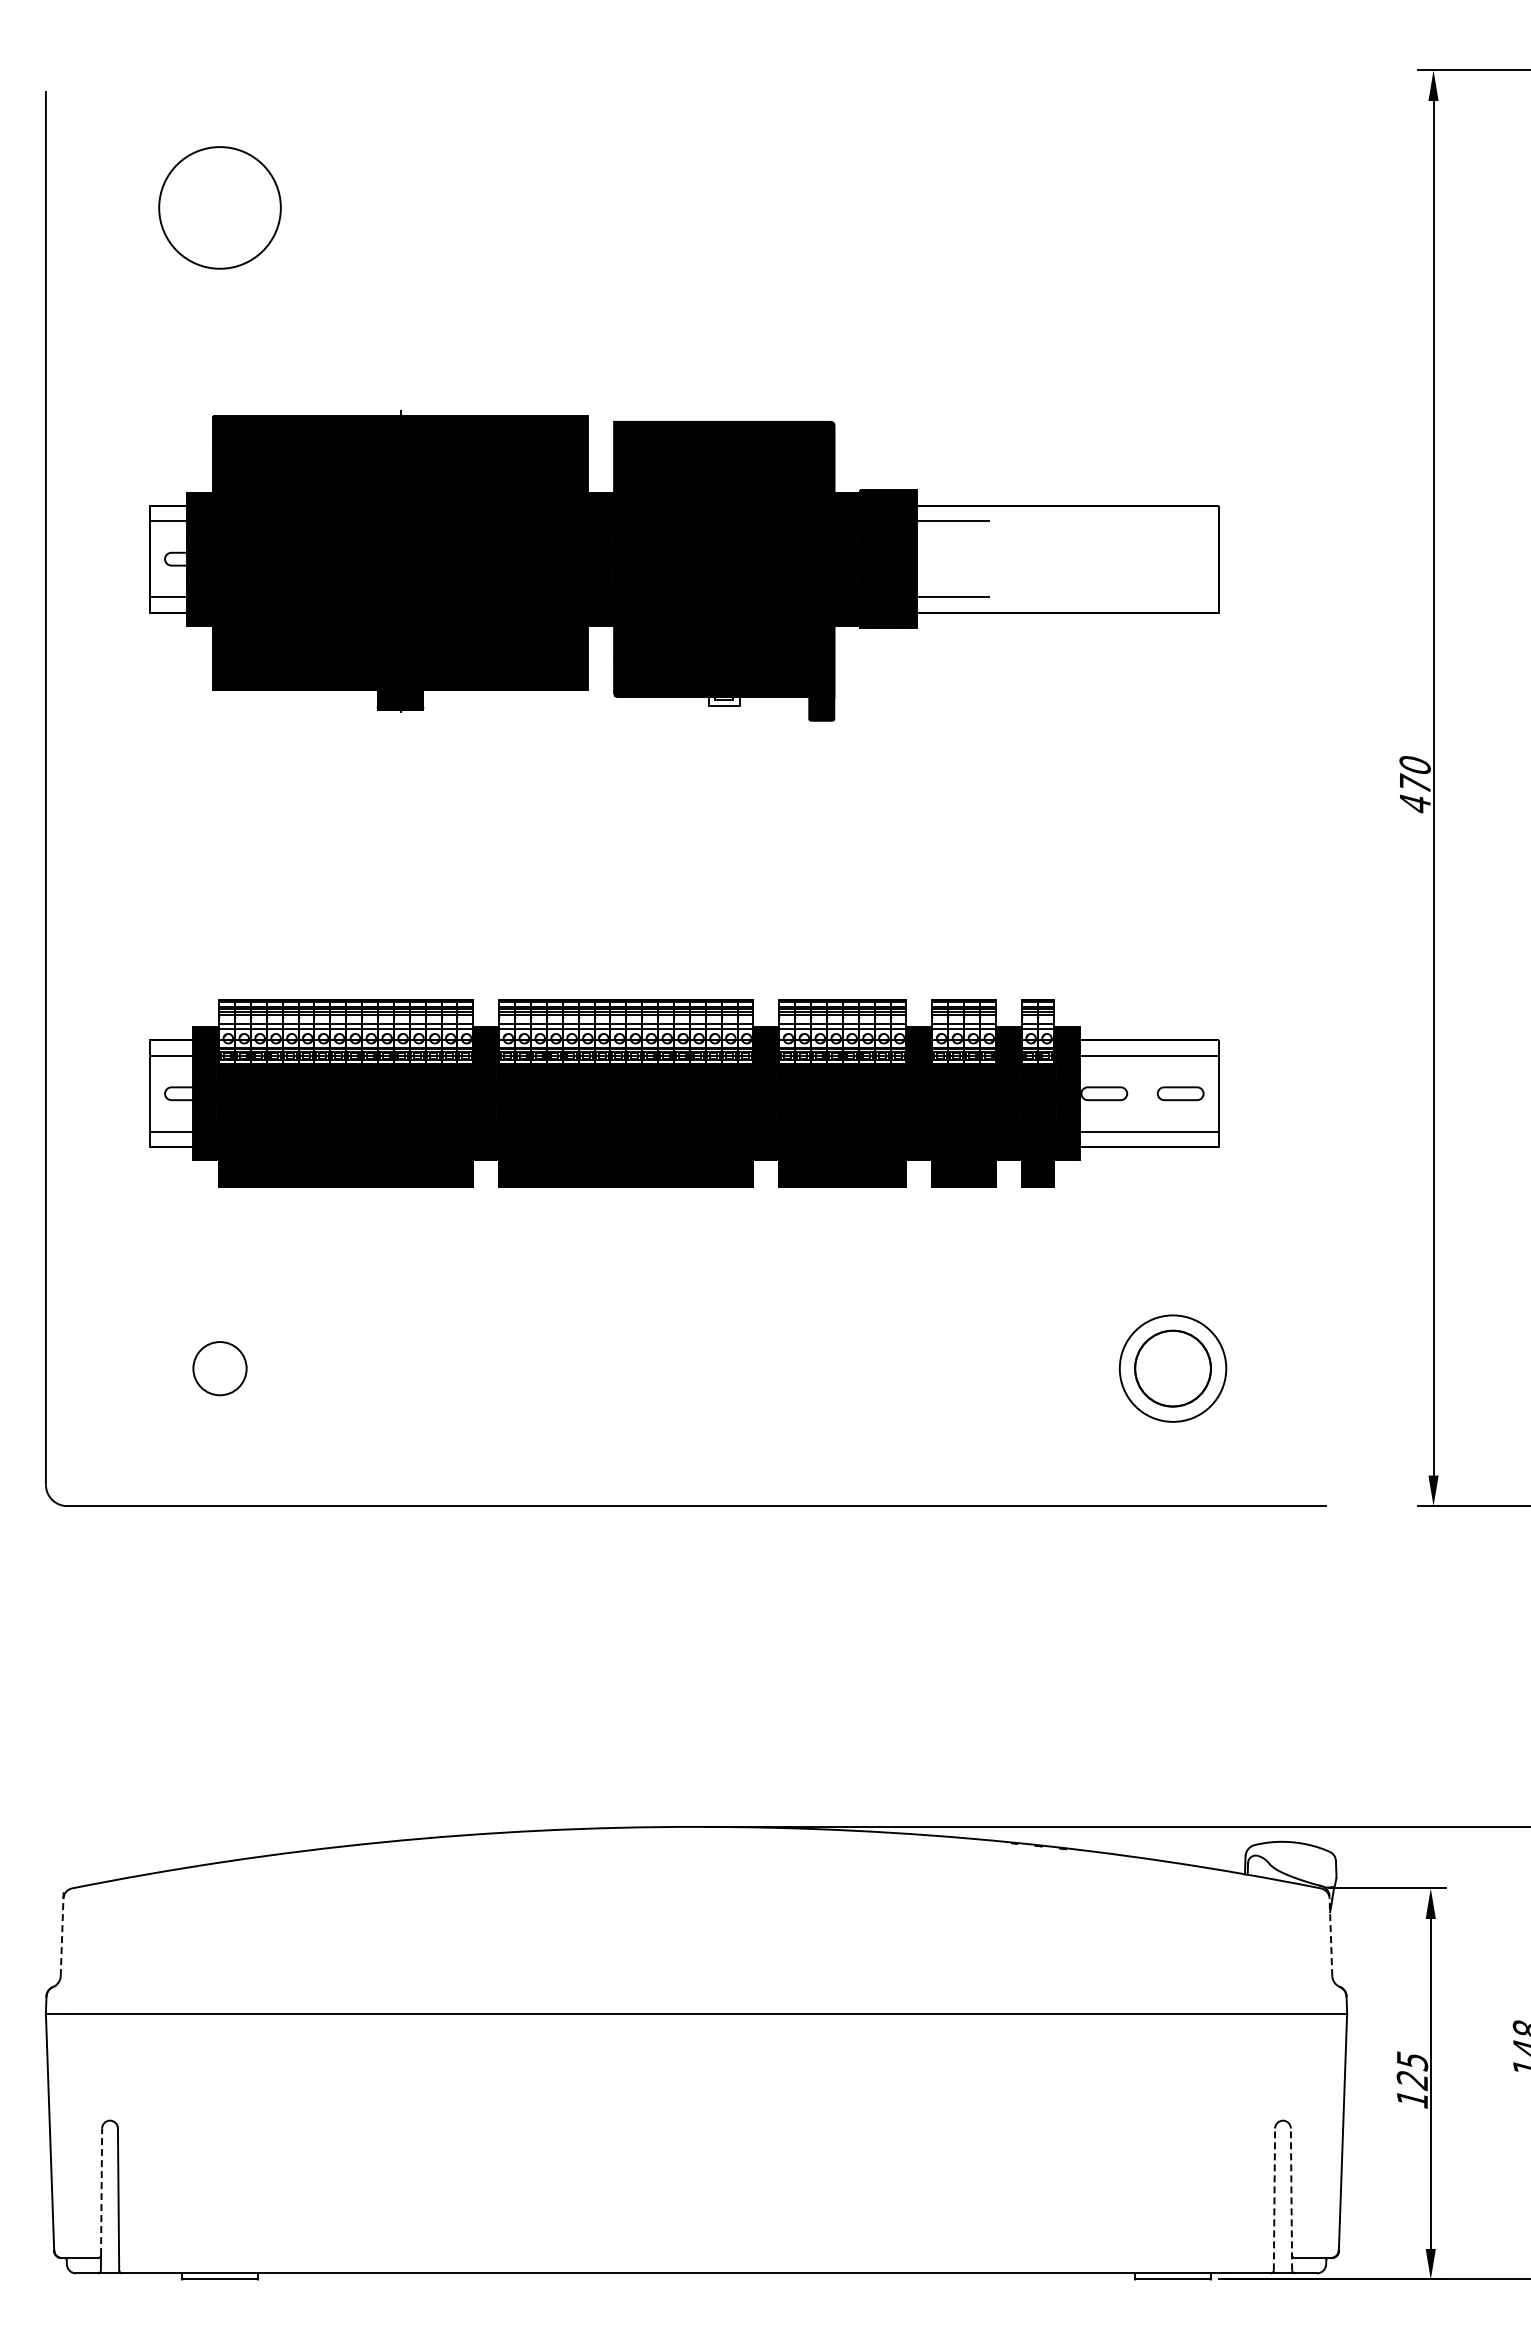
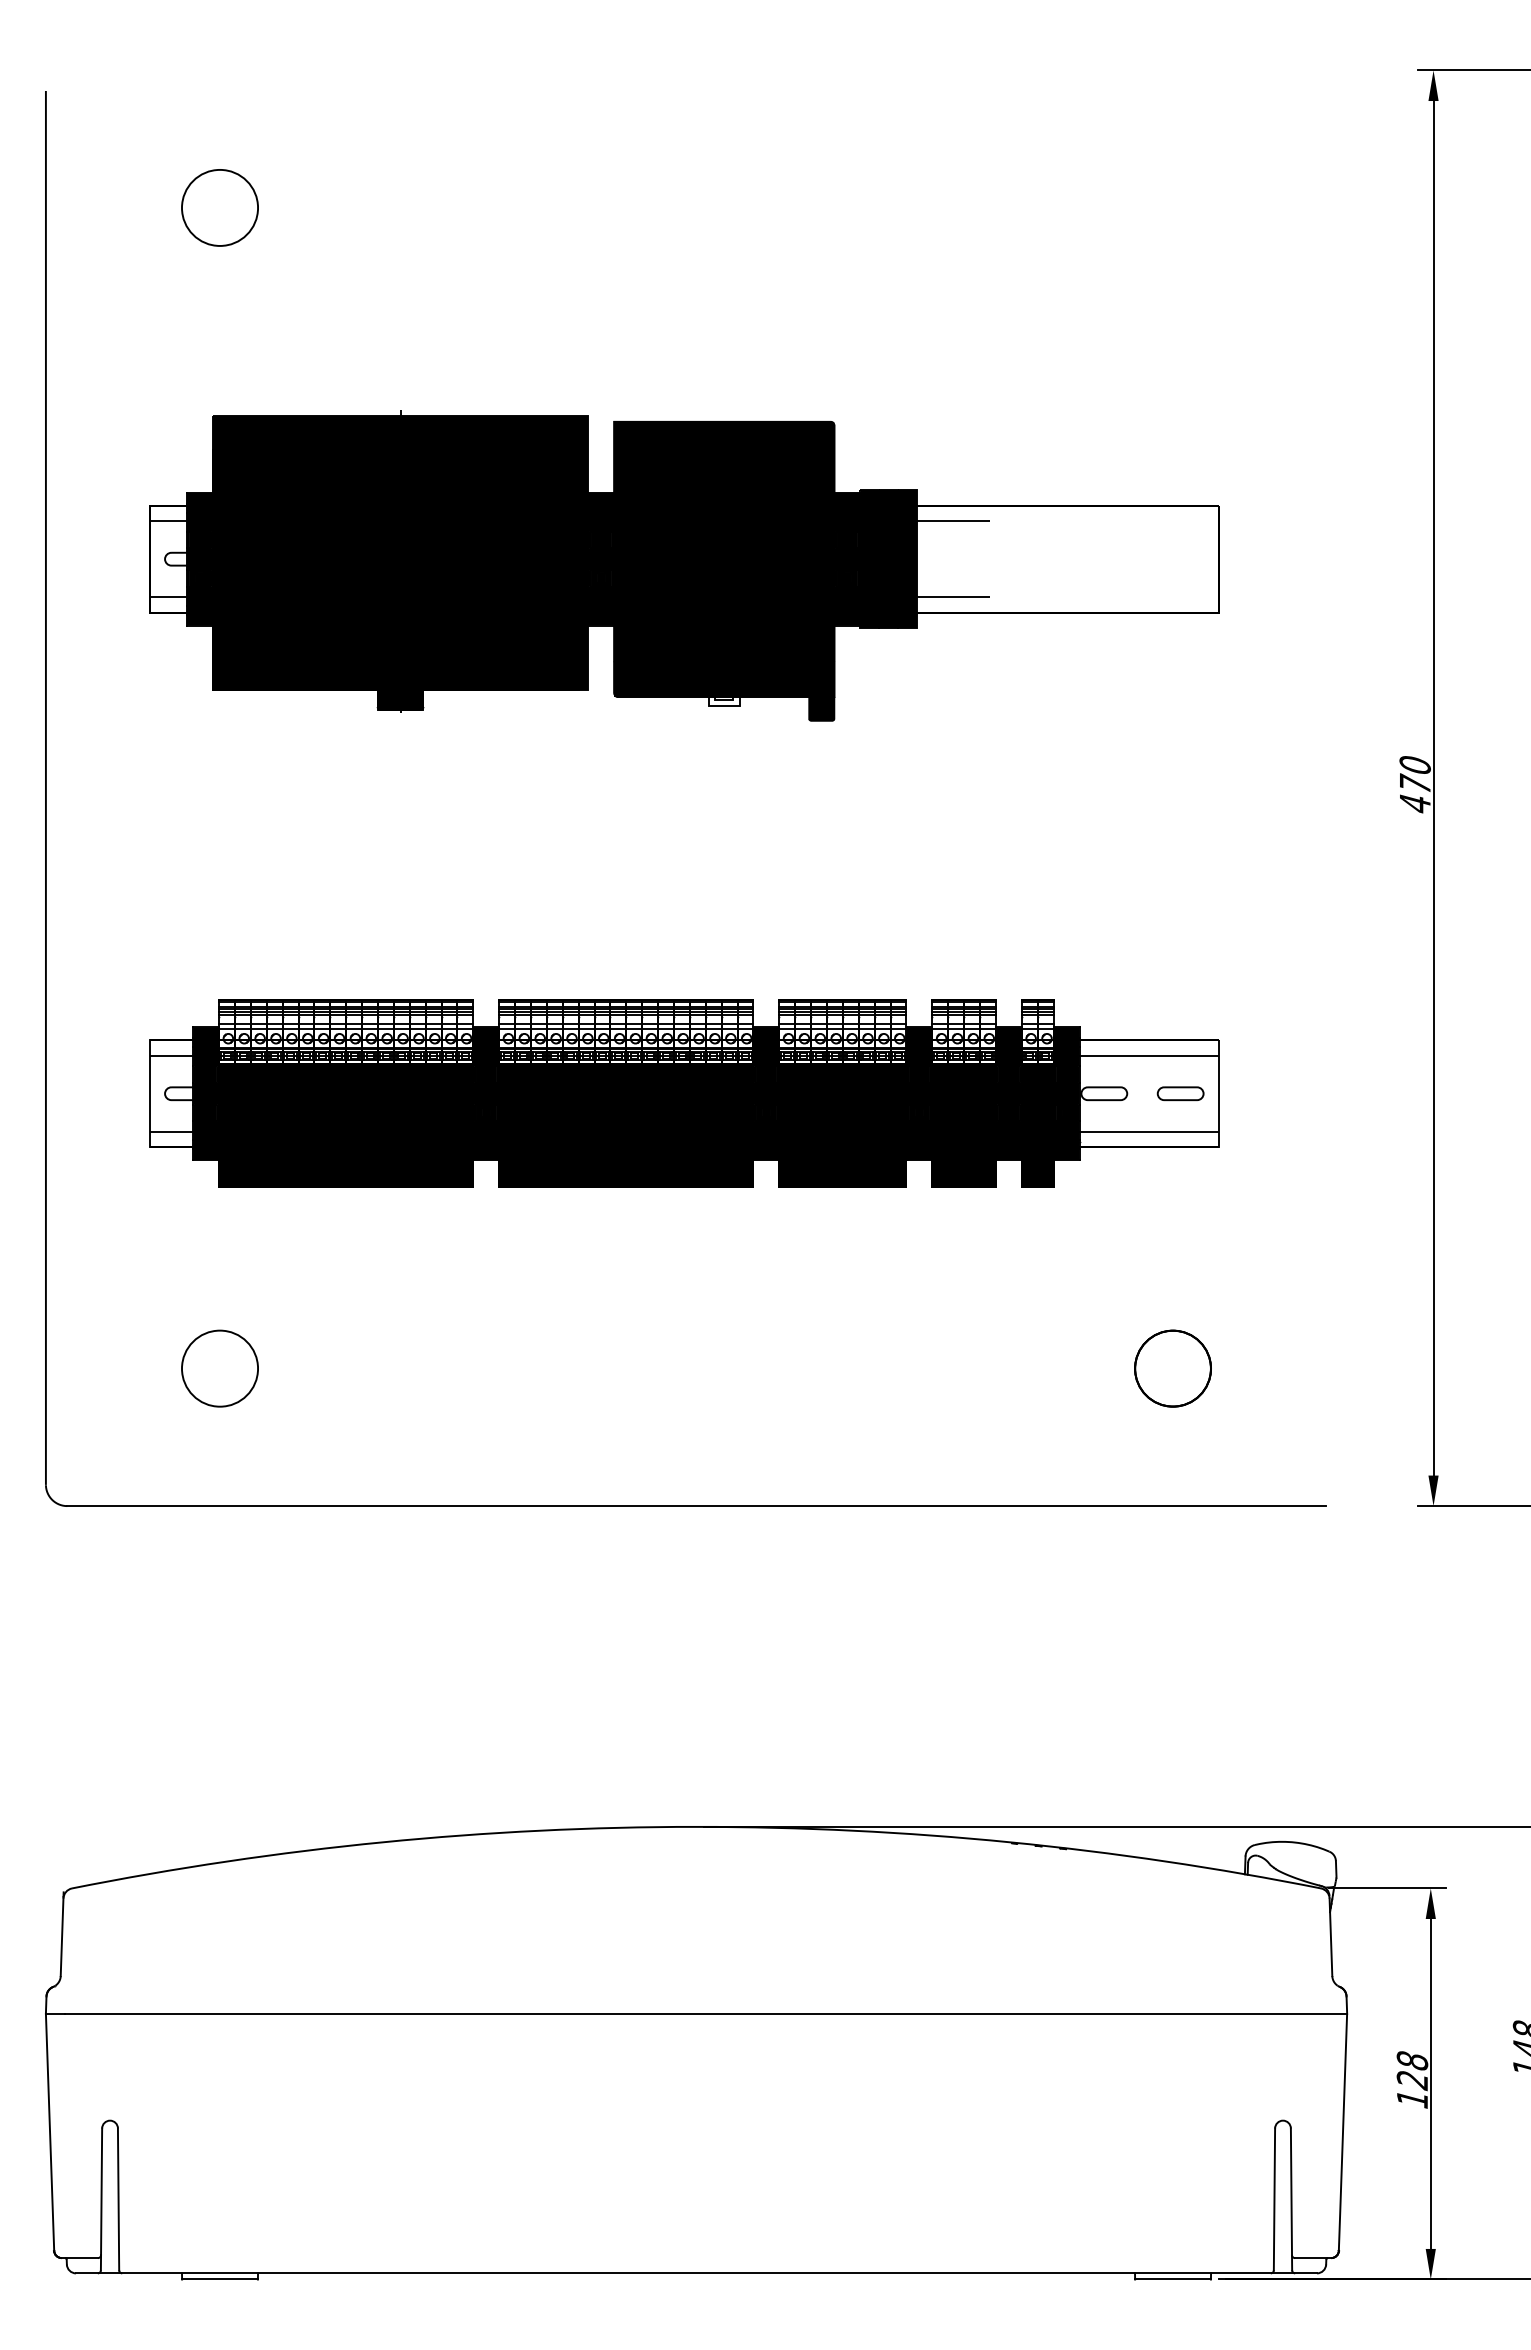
circle diameter: 122 px -> 76 px (220, 207)
circle diameter: 53 px -> 76 px (220, 1368)
circle diameter: 106 px -> 76 px (1173, 1368)
line: dashed -> solid (62, 1934)
line: dashed -> solid (1330, 1937)
text: 125 -> 128 (1412, 2061)
line: dashed -> solid (101, 2191)
line: dashed -> solid (1274, 2199)
line: dashed -> solid (1291, 2199)
